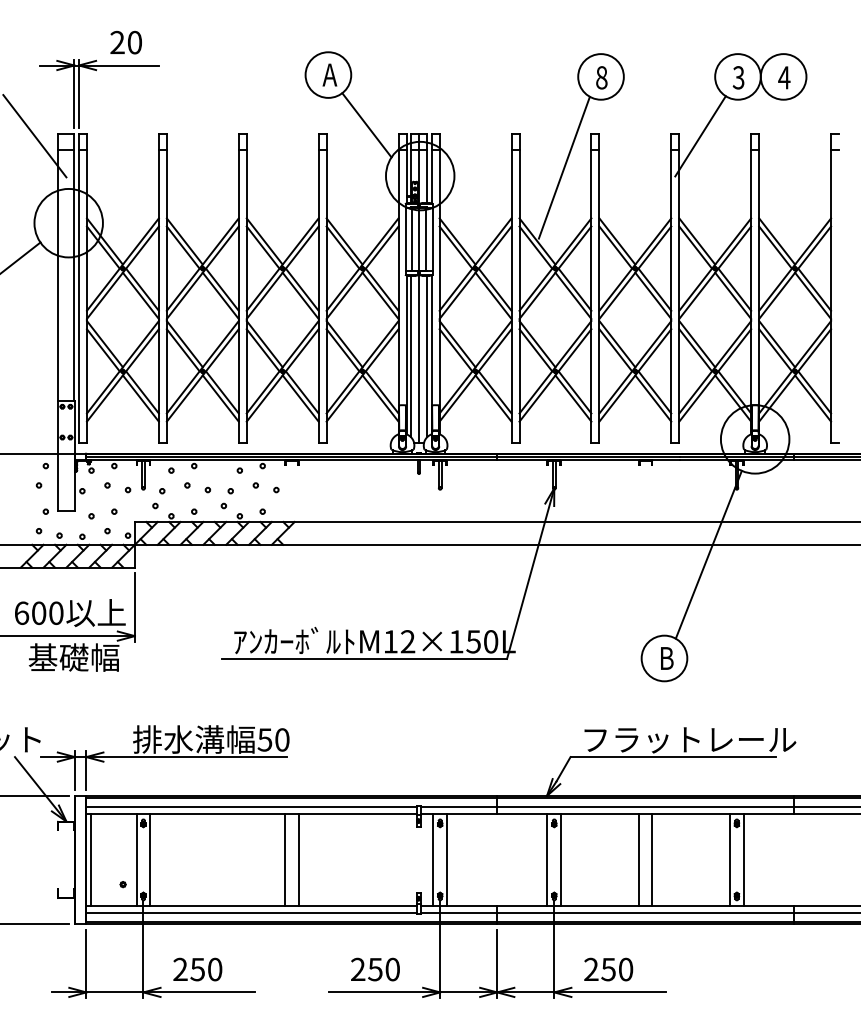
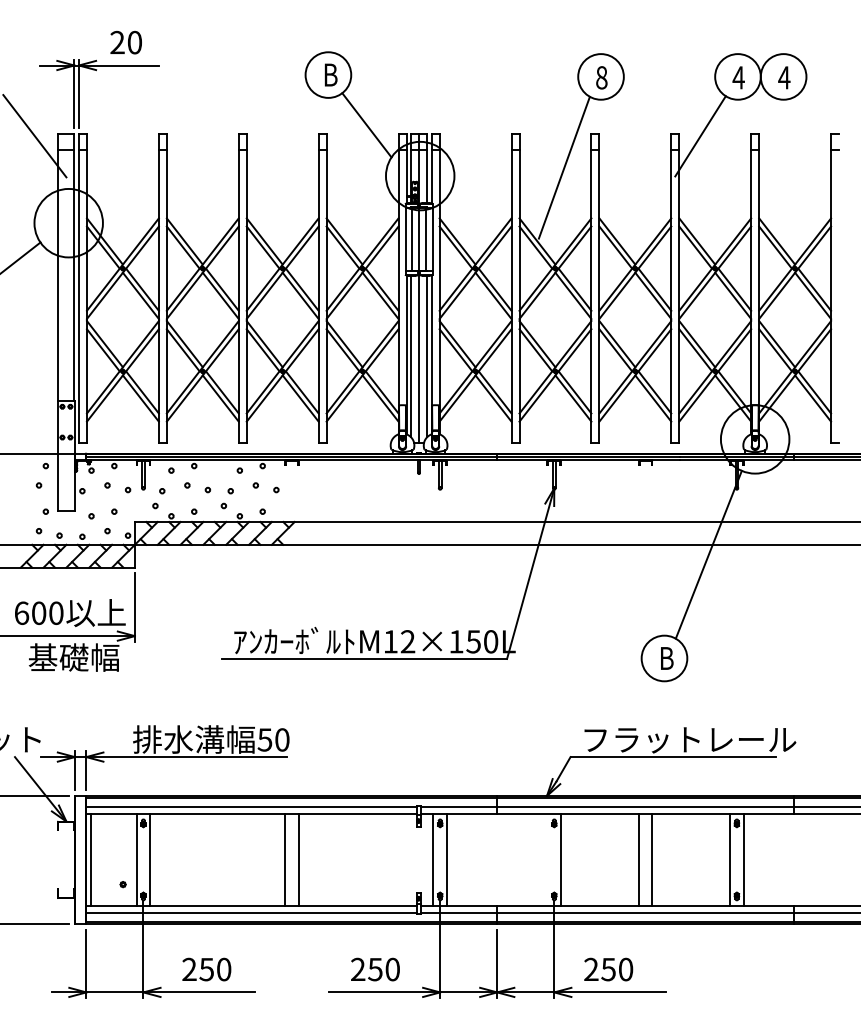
text: A -> B (329, 74)
text: 3 -> 4 (738, 77)
line: present -> none (547, 859)
text position: (197, 969) -> (206, 969) (206, 969)
